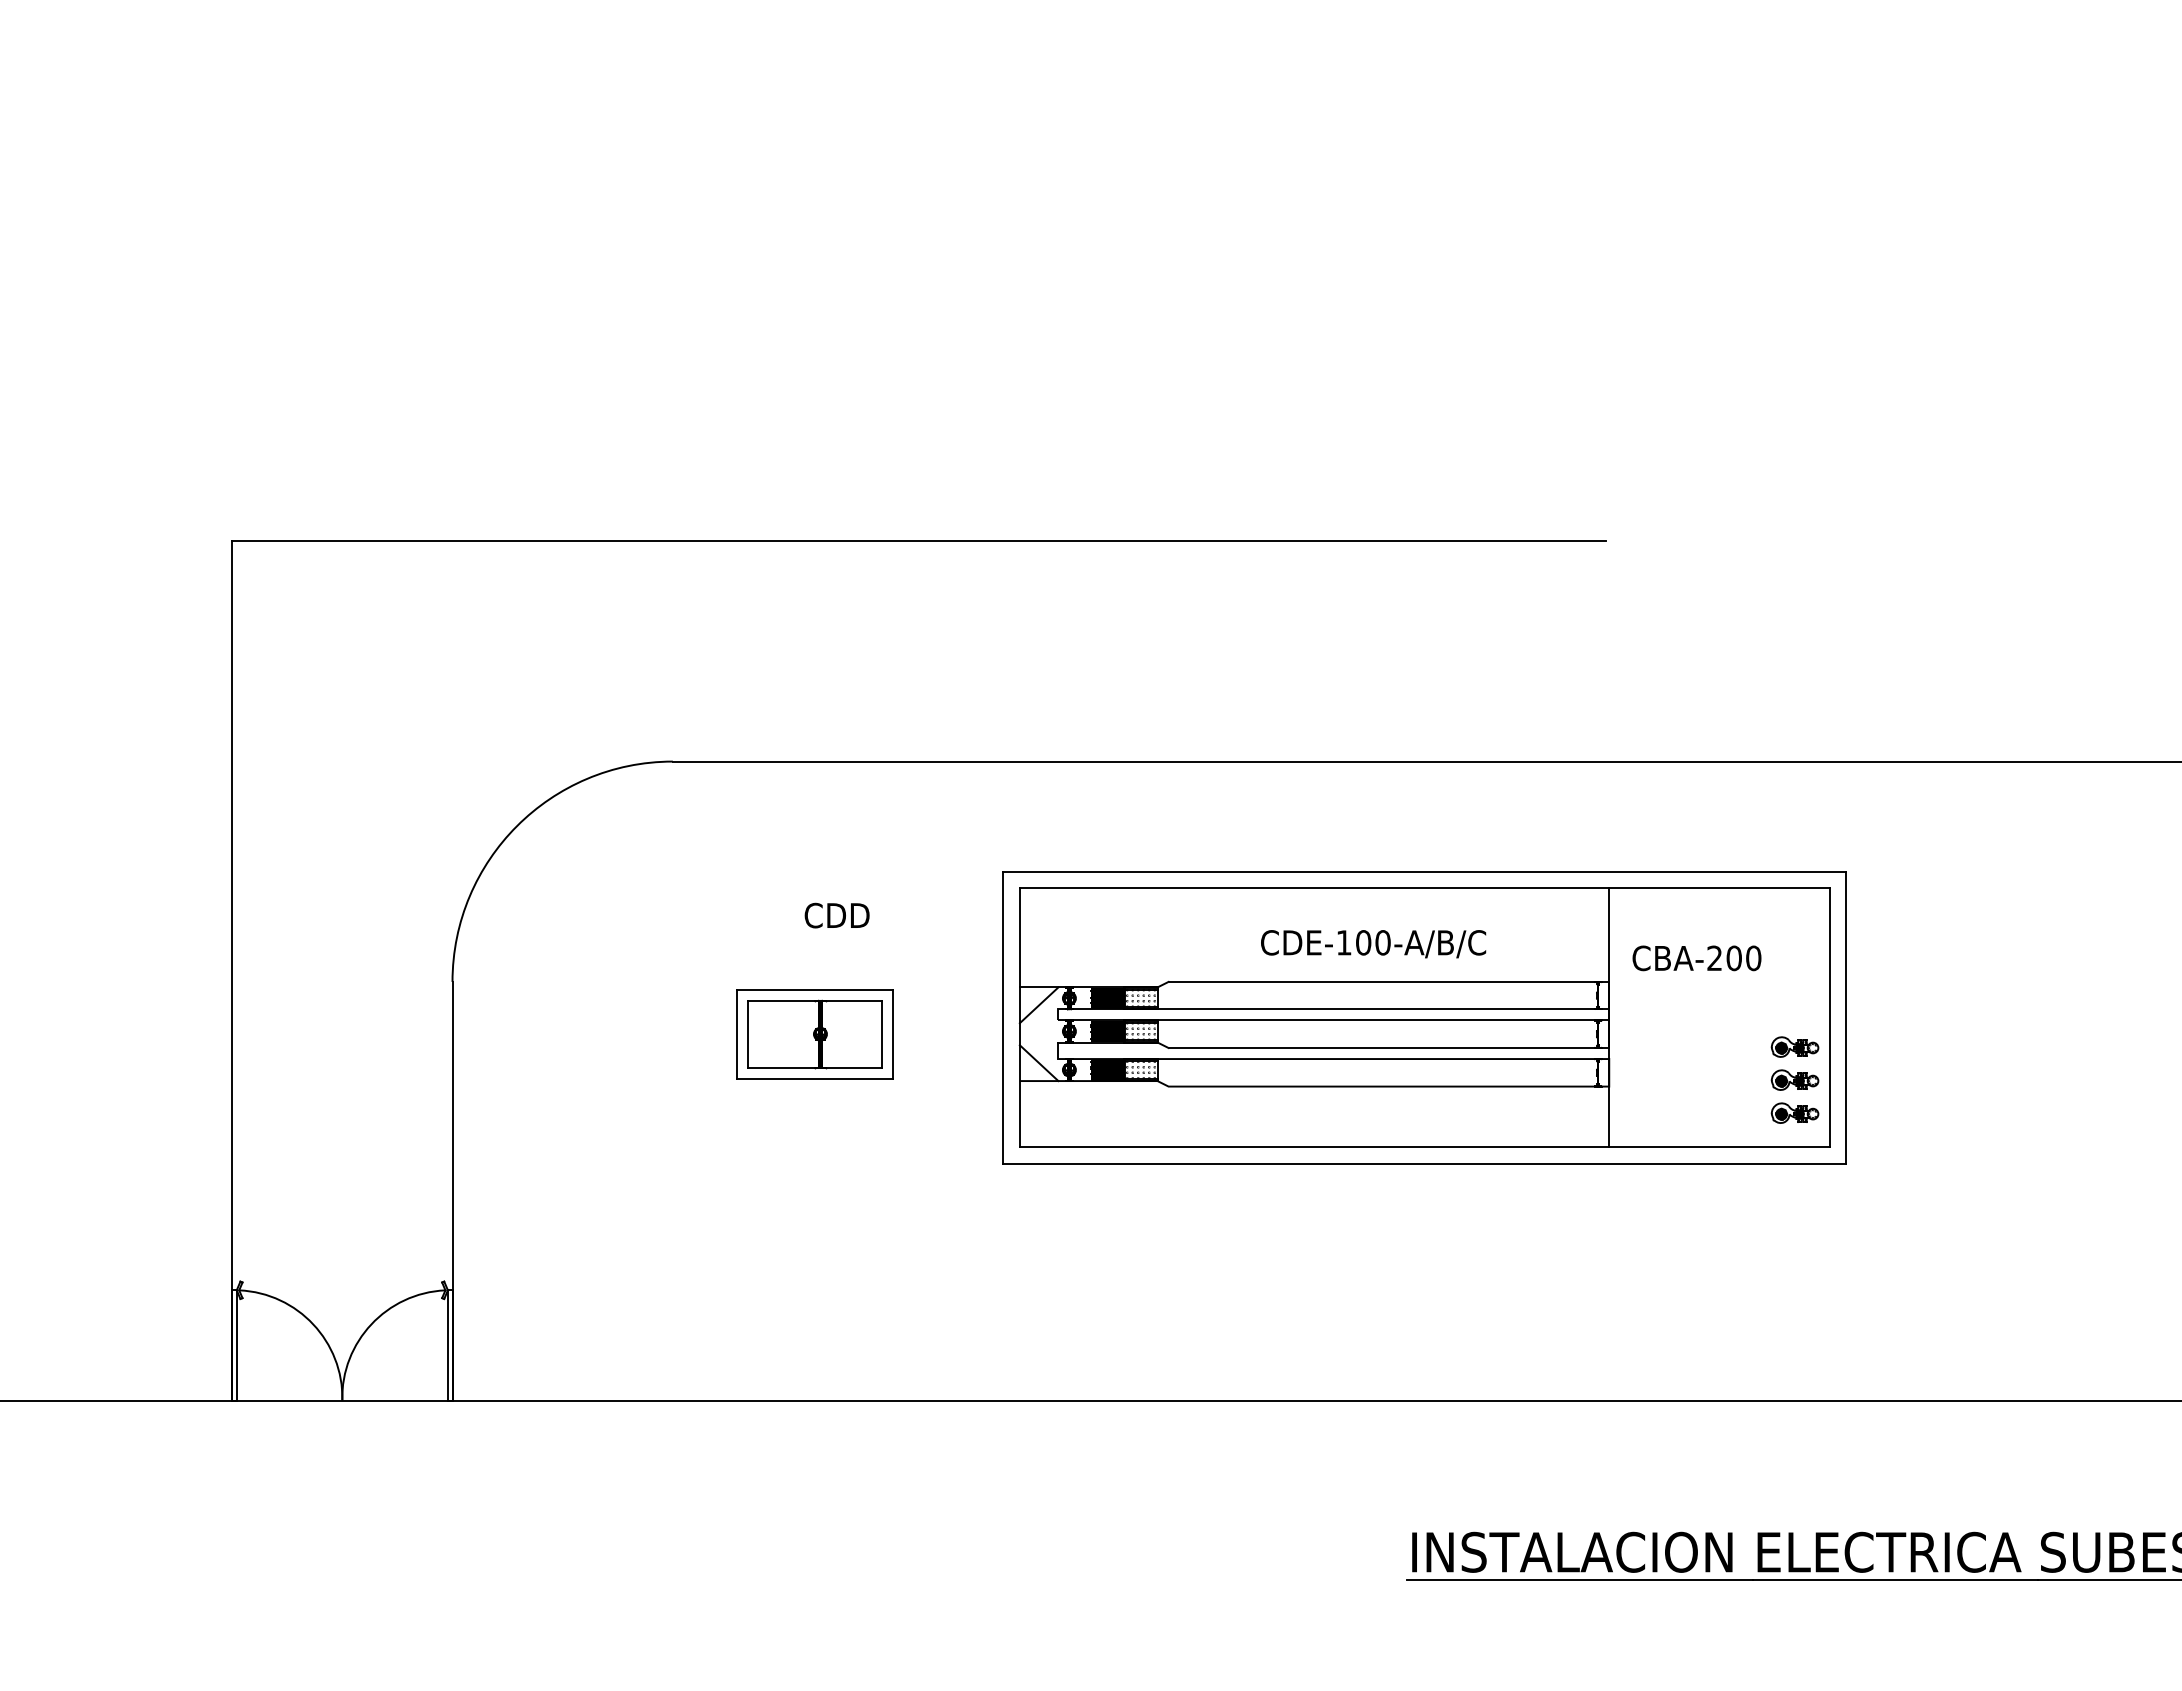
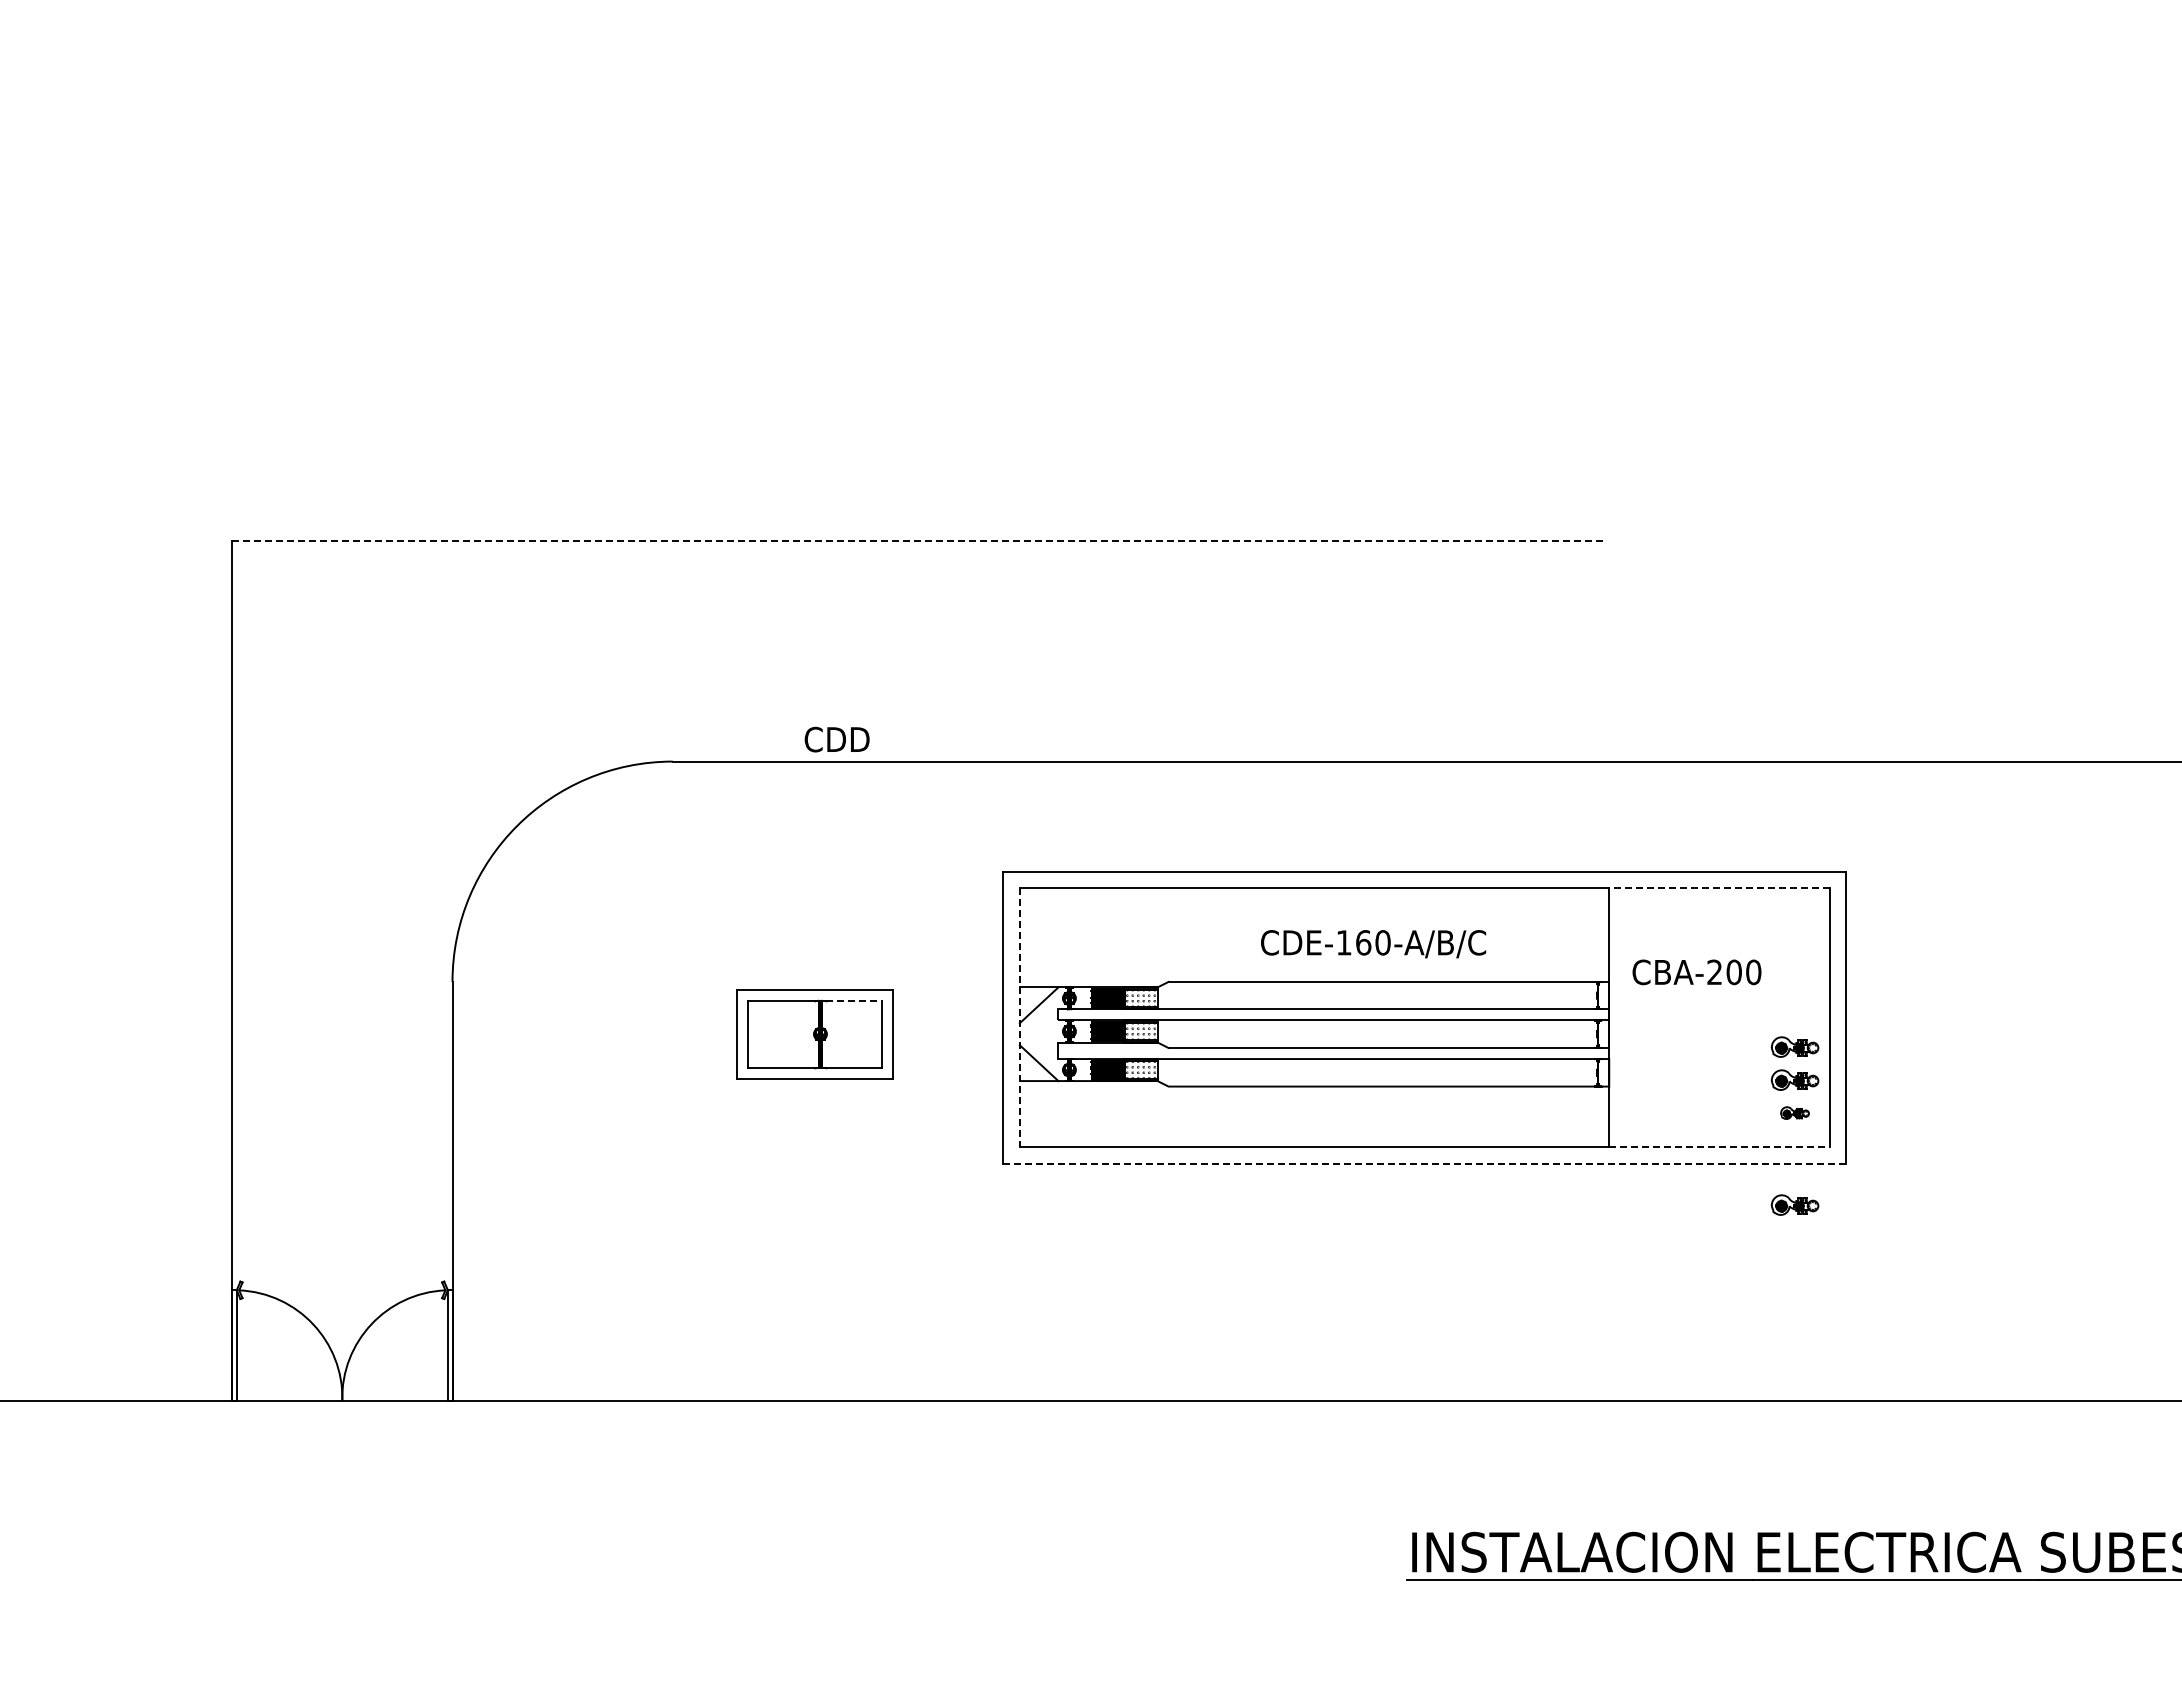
line: solid -> dashed (918, 541)
line: solid -> dashed (1718, 888)
text position: (836, 915) -> (836, 739) (836, 739)
text: CDE-100-A/B/C -> CDE-160-A/B/C (1363, 942)
text position: (1696, 958) -> (1696, 972) (1696, 972)
line: solid -> dashed (854, 1000)
line: solid -> dashed (1019, 1018)
part size: 50x22 px -> 30x14 px (1794, 1112)
line: solid -> dashed (1719, 1147)
line: solid -> dashed (1425, 1163)
part: none -> present (1794, 1204)
